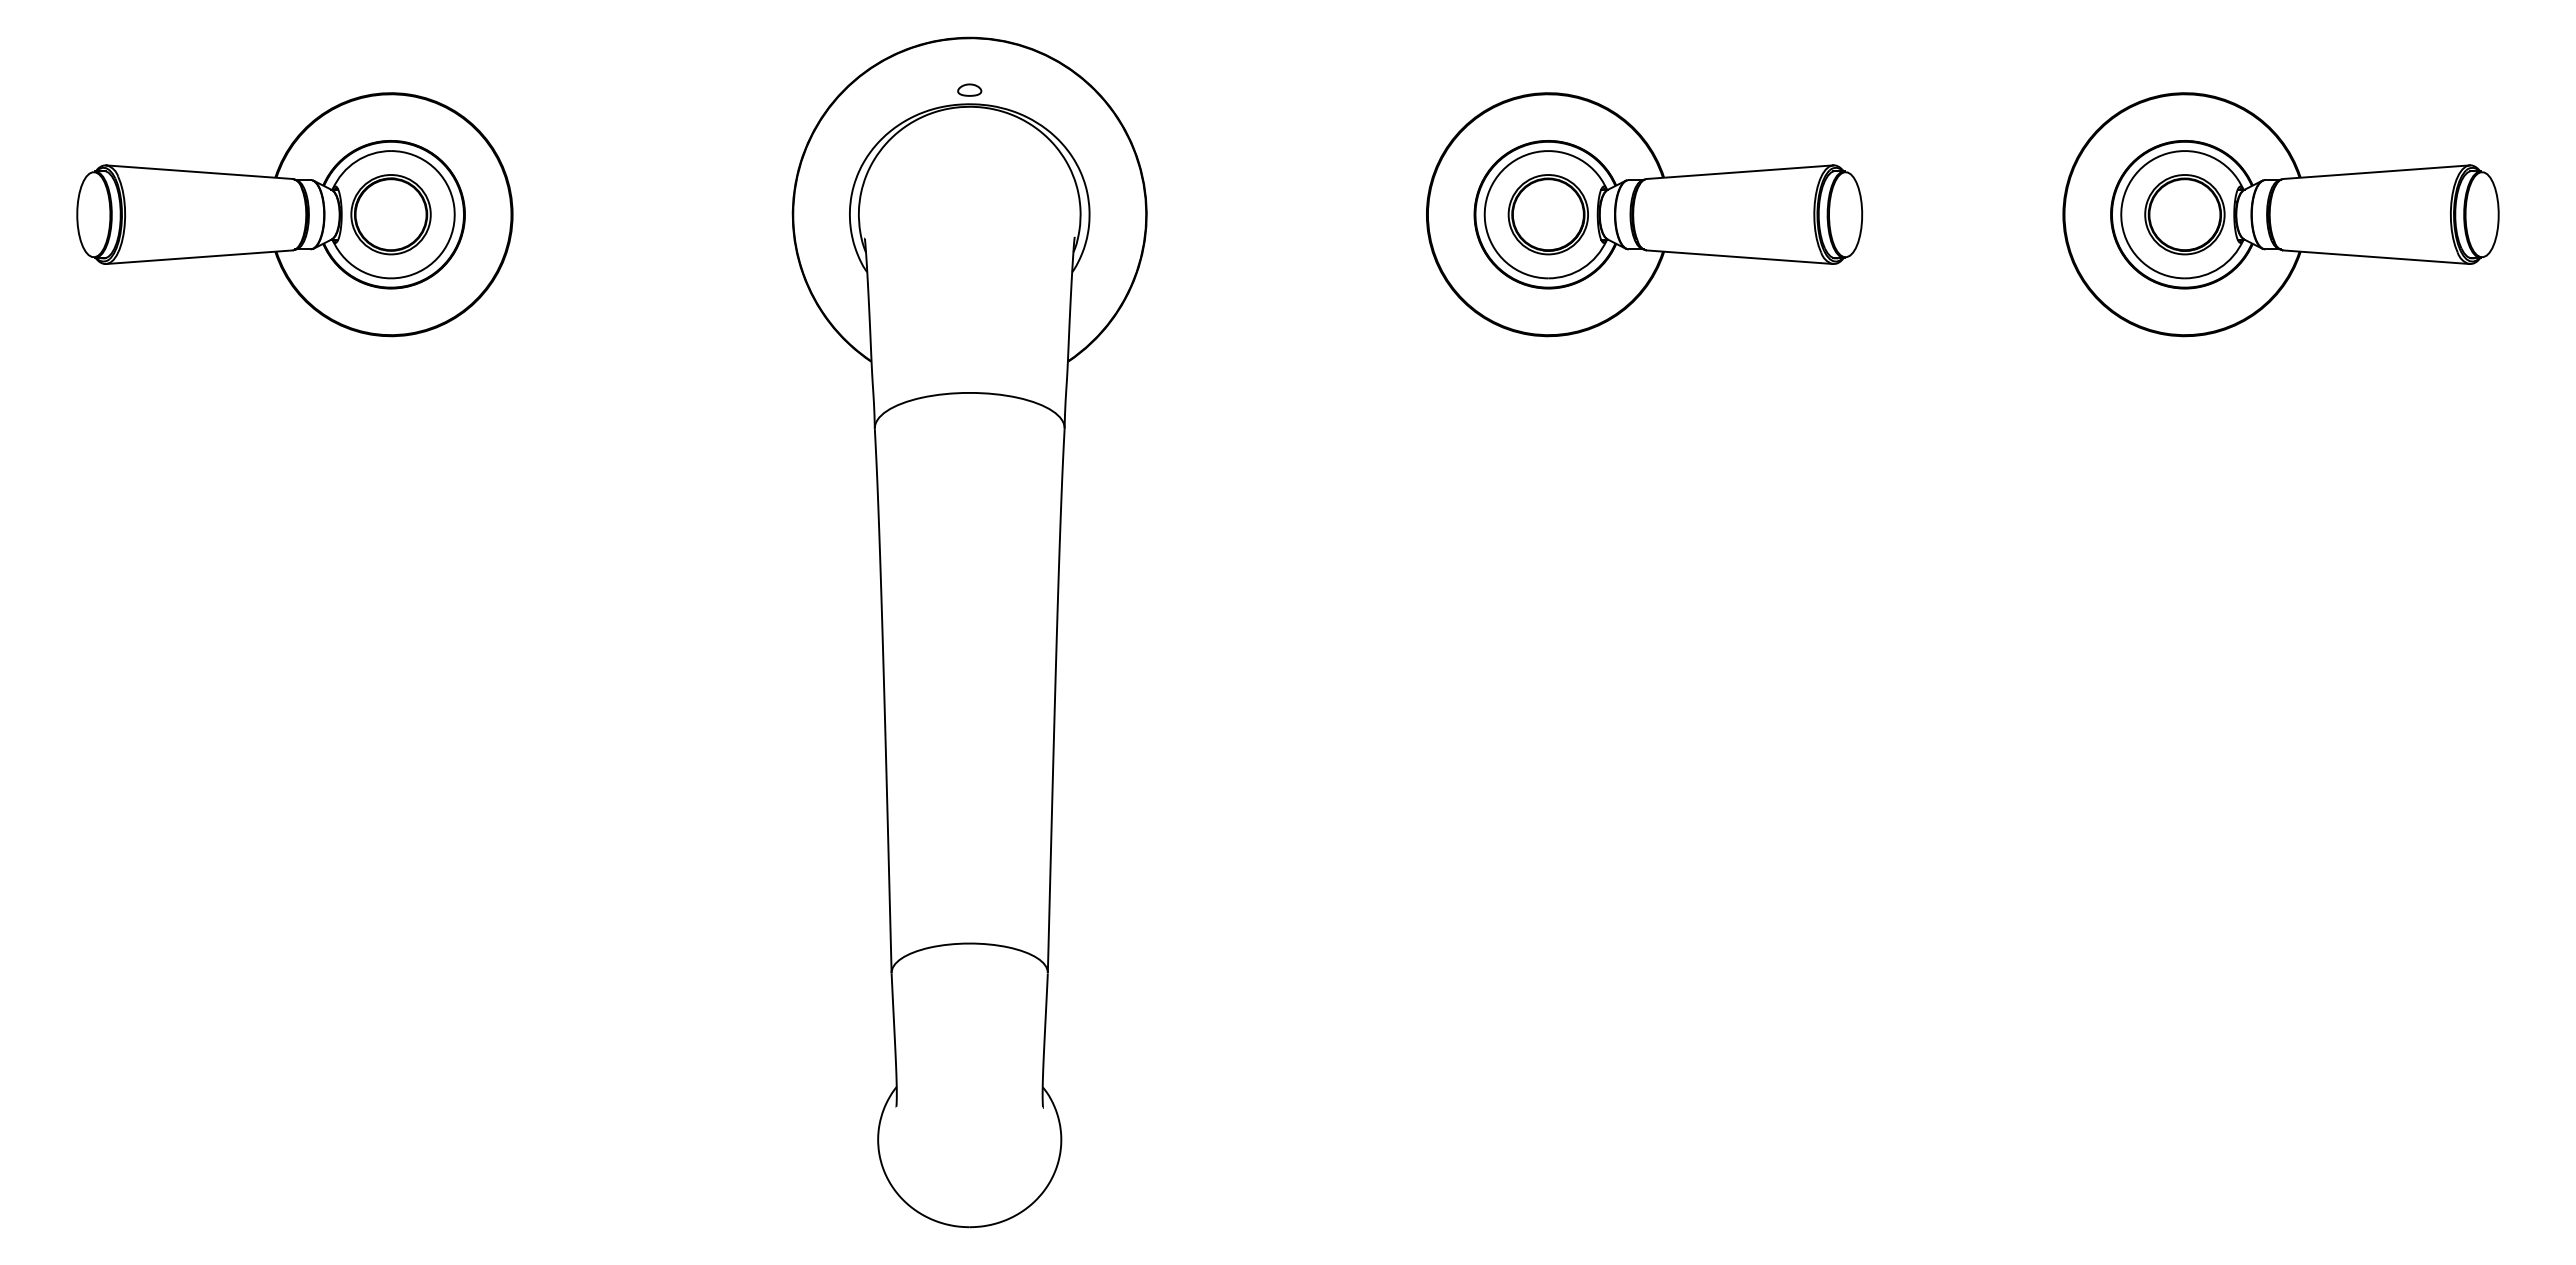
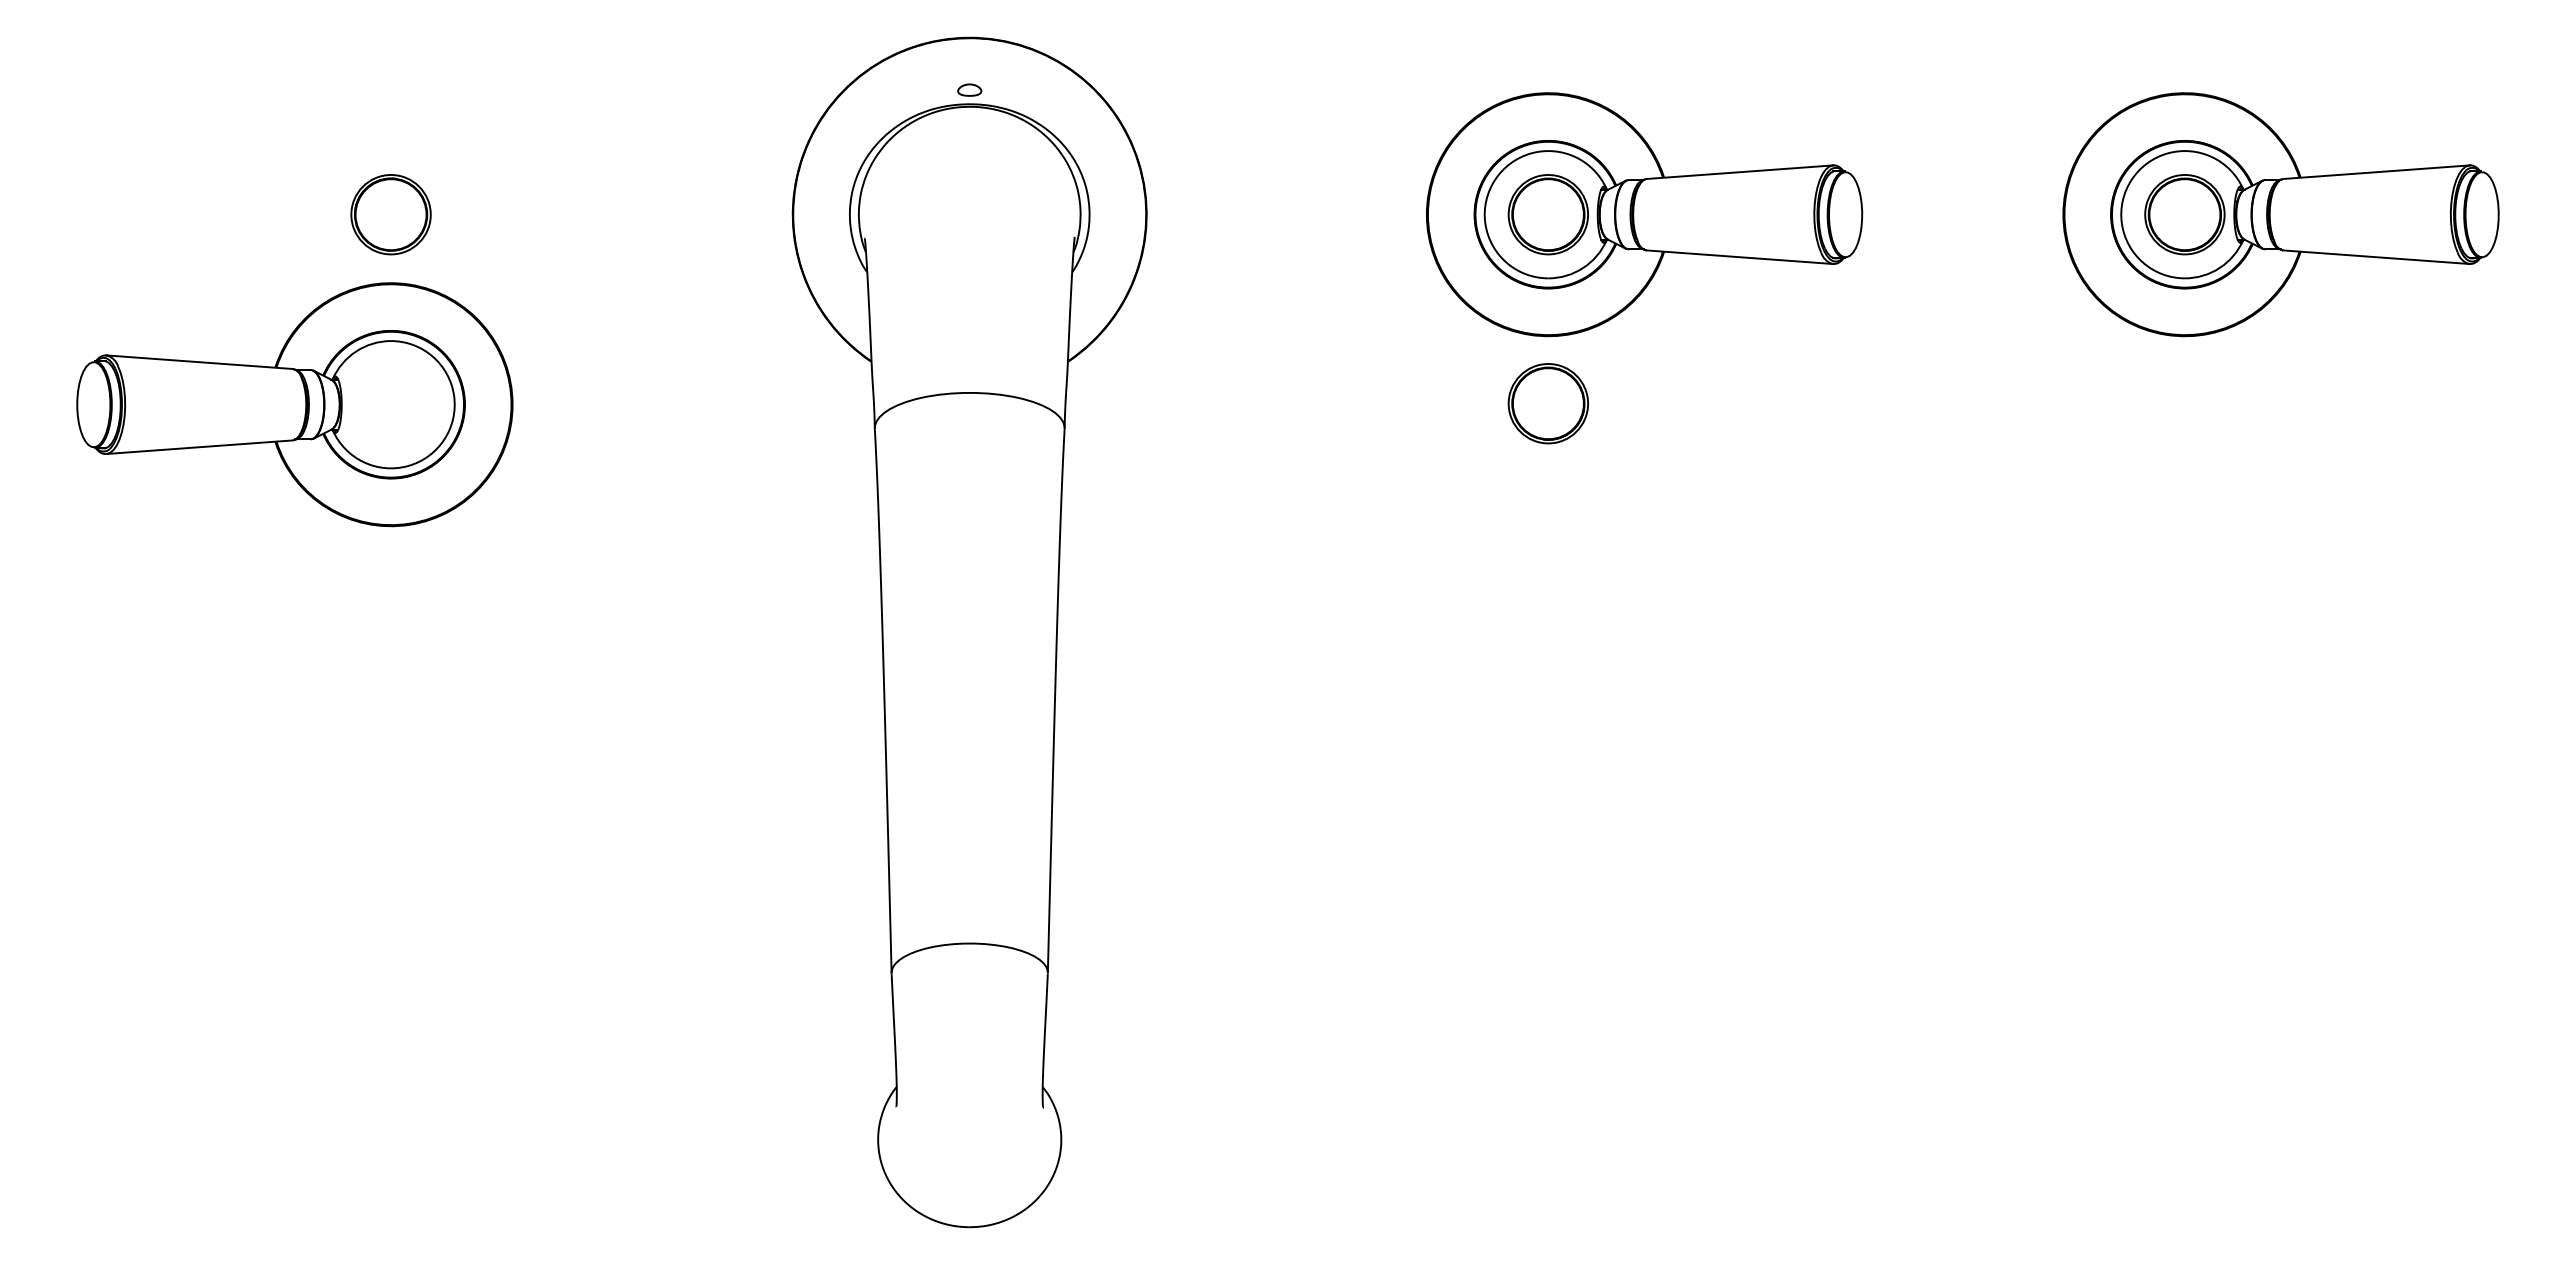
part position: (294, 214) -> (294, 404) (294, 404)
part: none -> present (1547, 403)
